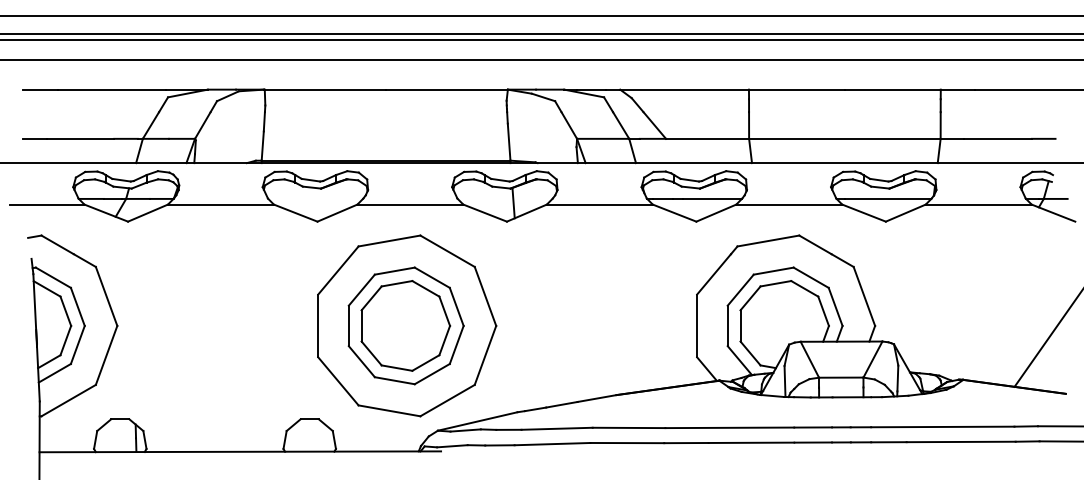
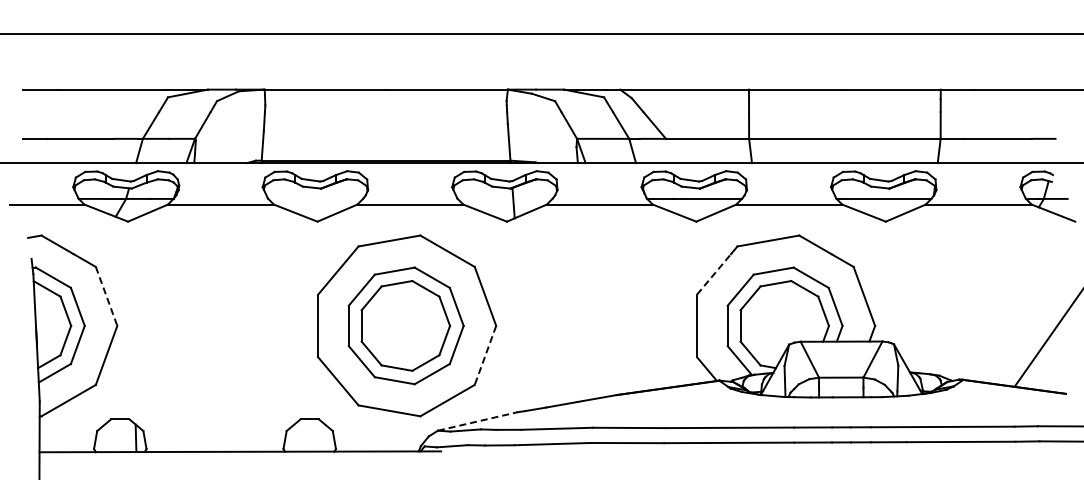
line: present -> none (541, 16)
line: present -> none (541, 39)
line: present -> none (541, 60)
line: solid -> dashed (714, 274)
line: solid -> dashed (106, 296)
line: solid -> dashed (485, 355)
line: solid -> dashed (477, 421)
